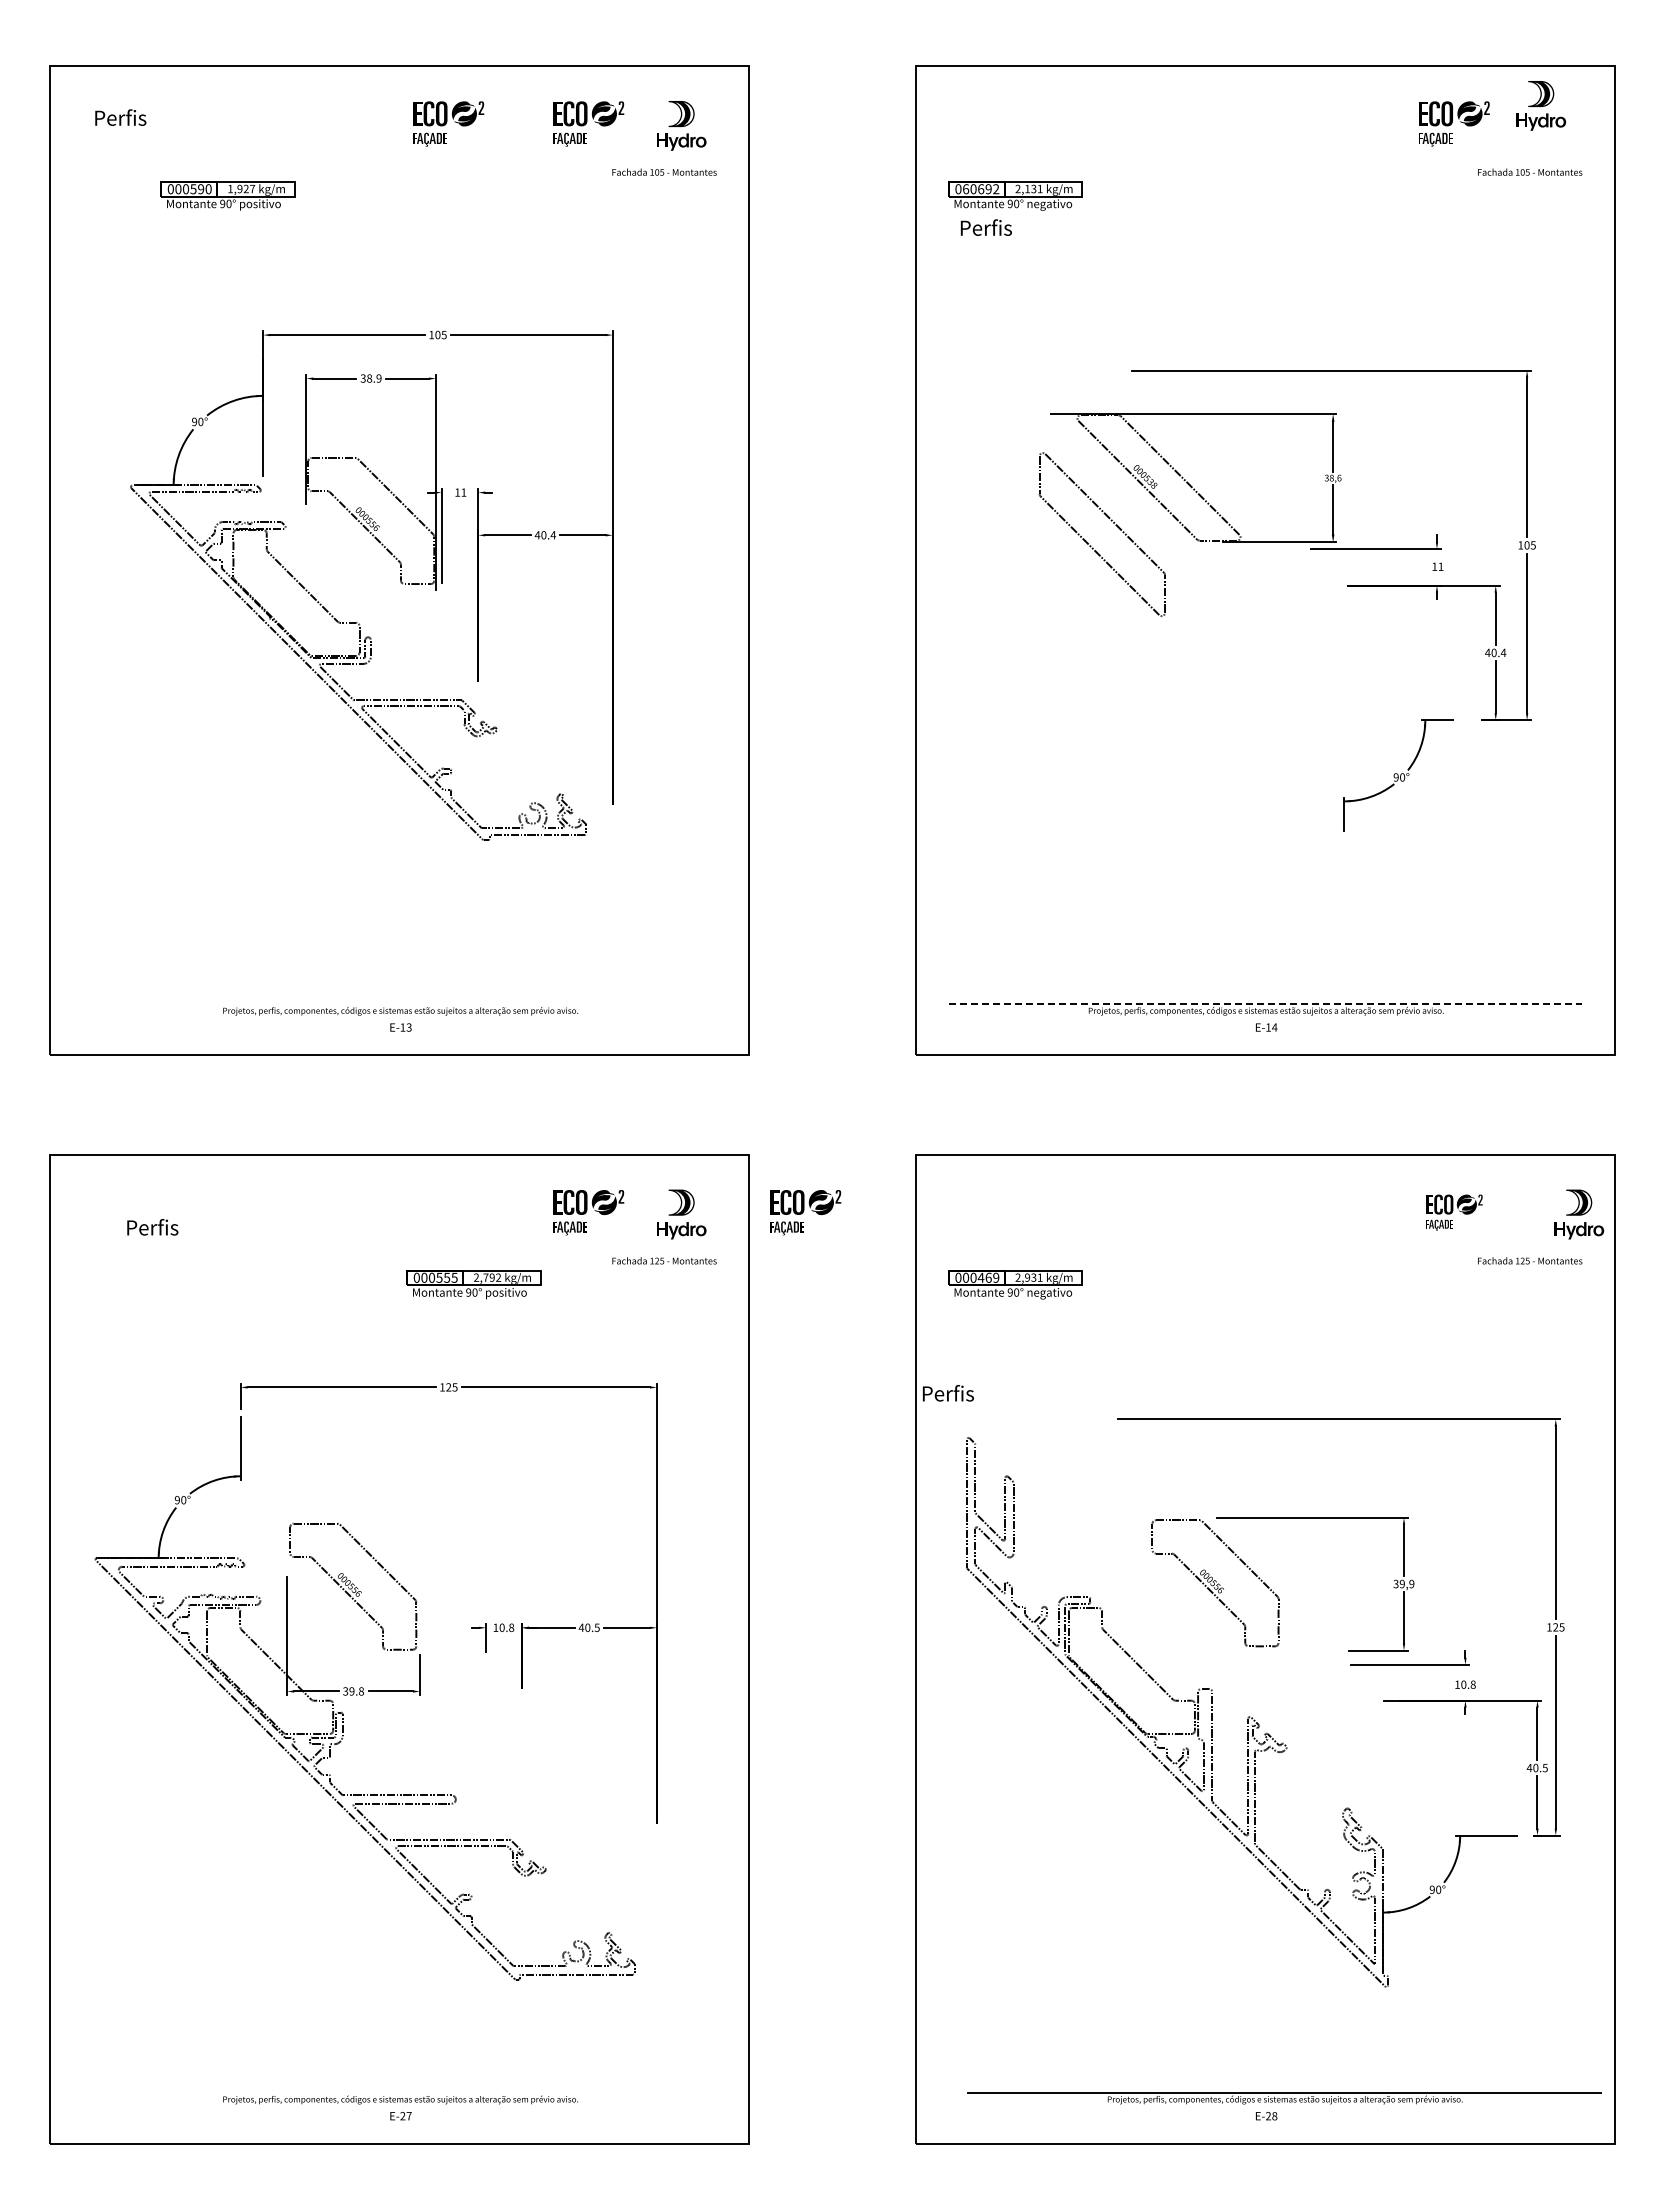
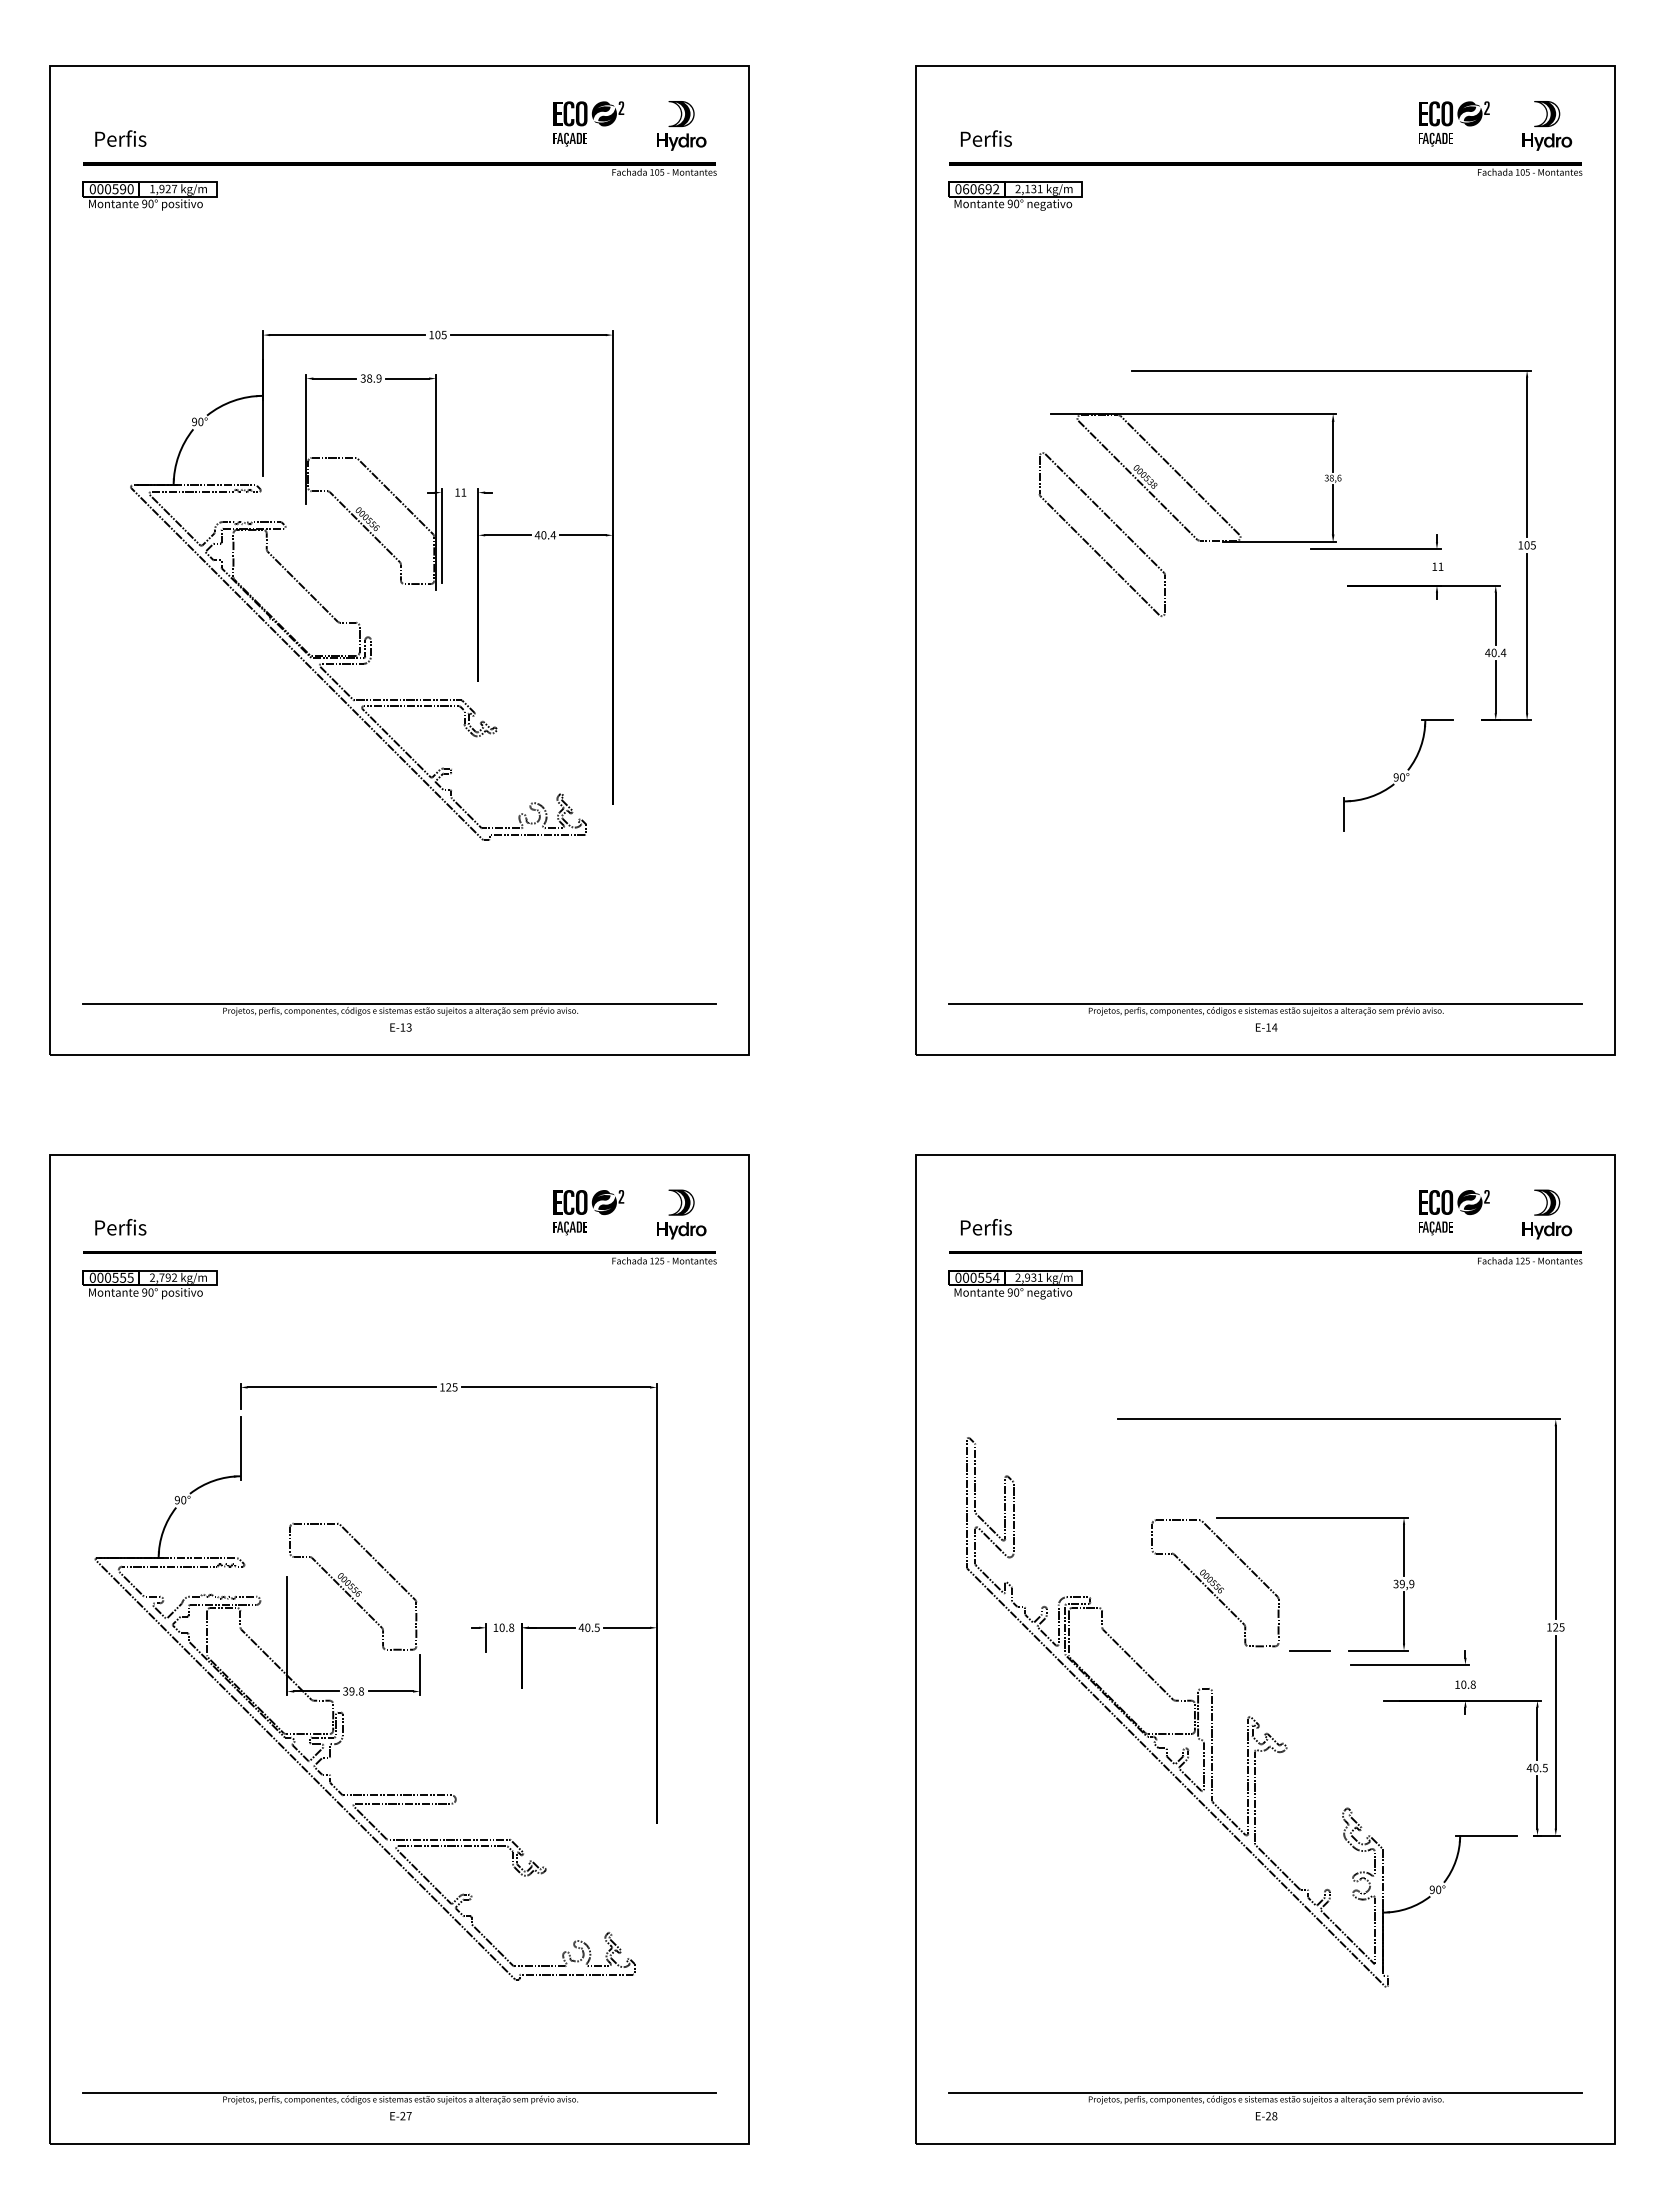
part position: (1541, 105) -> (1547, 125) (1547, 125)
text position: (120, 117) -> (120, 138) (120, 138)
part: present -> none (448, 123)
fill: none -> present (399, 163)
fill: none -> present (1265, 163)
part position: (227, 195) -> (149, 195) (149, 195)
text position: (985, 227) -> (985, 138) (985, 138)
line: none -> present (399, 1004)
line: dashed -> solid (1265, 1004)
part: present -> none (805, 1212)
part size: 57x37 px -> 71x46 px (1454, 1212)
part position: (1579, 1214) -> (1547, 1214) (1547, 1214)
text position: (152, 1227) -> (120, 1227) (120, 1227)
fill: none -> present (399, 1252)
fill: none -> present (1265, 1252)
text: 000469 -> 000554 (988, 1277)
part position: (473, 1284) -> (149, 1284) (149, 1284)
text position: (947, 1393) -> (985, 1227) (985, 1227)
line: none -> present (1309, 1650)
line: none -> present (399, 2092)
part position: (1284, 2098) -> (1265, 2098) (1265, 2098)
